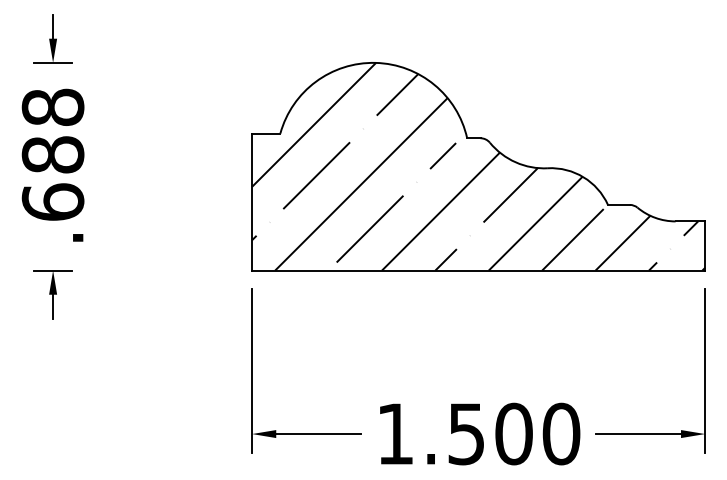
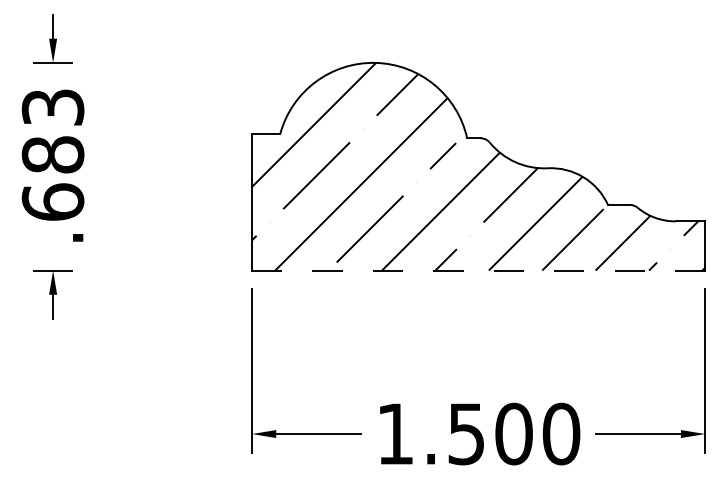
text: .688 -> .683 (52, 106)
line: solid -> dashed (478, 270)
